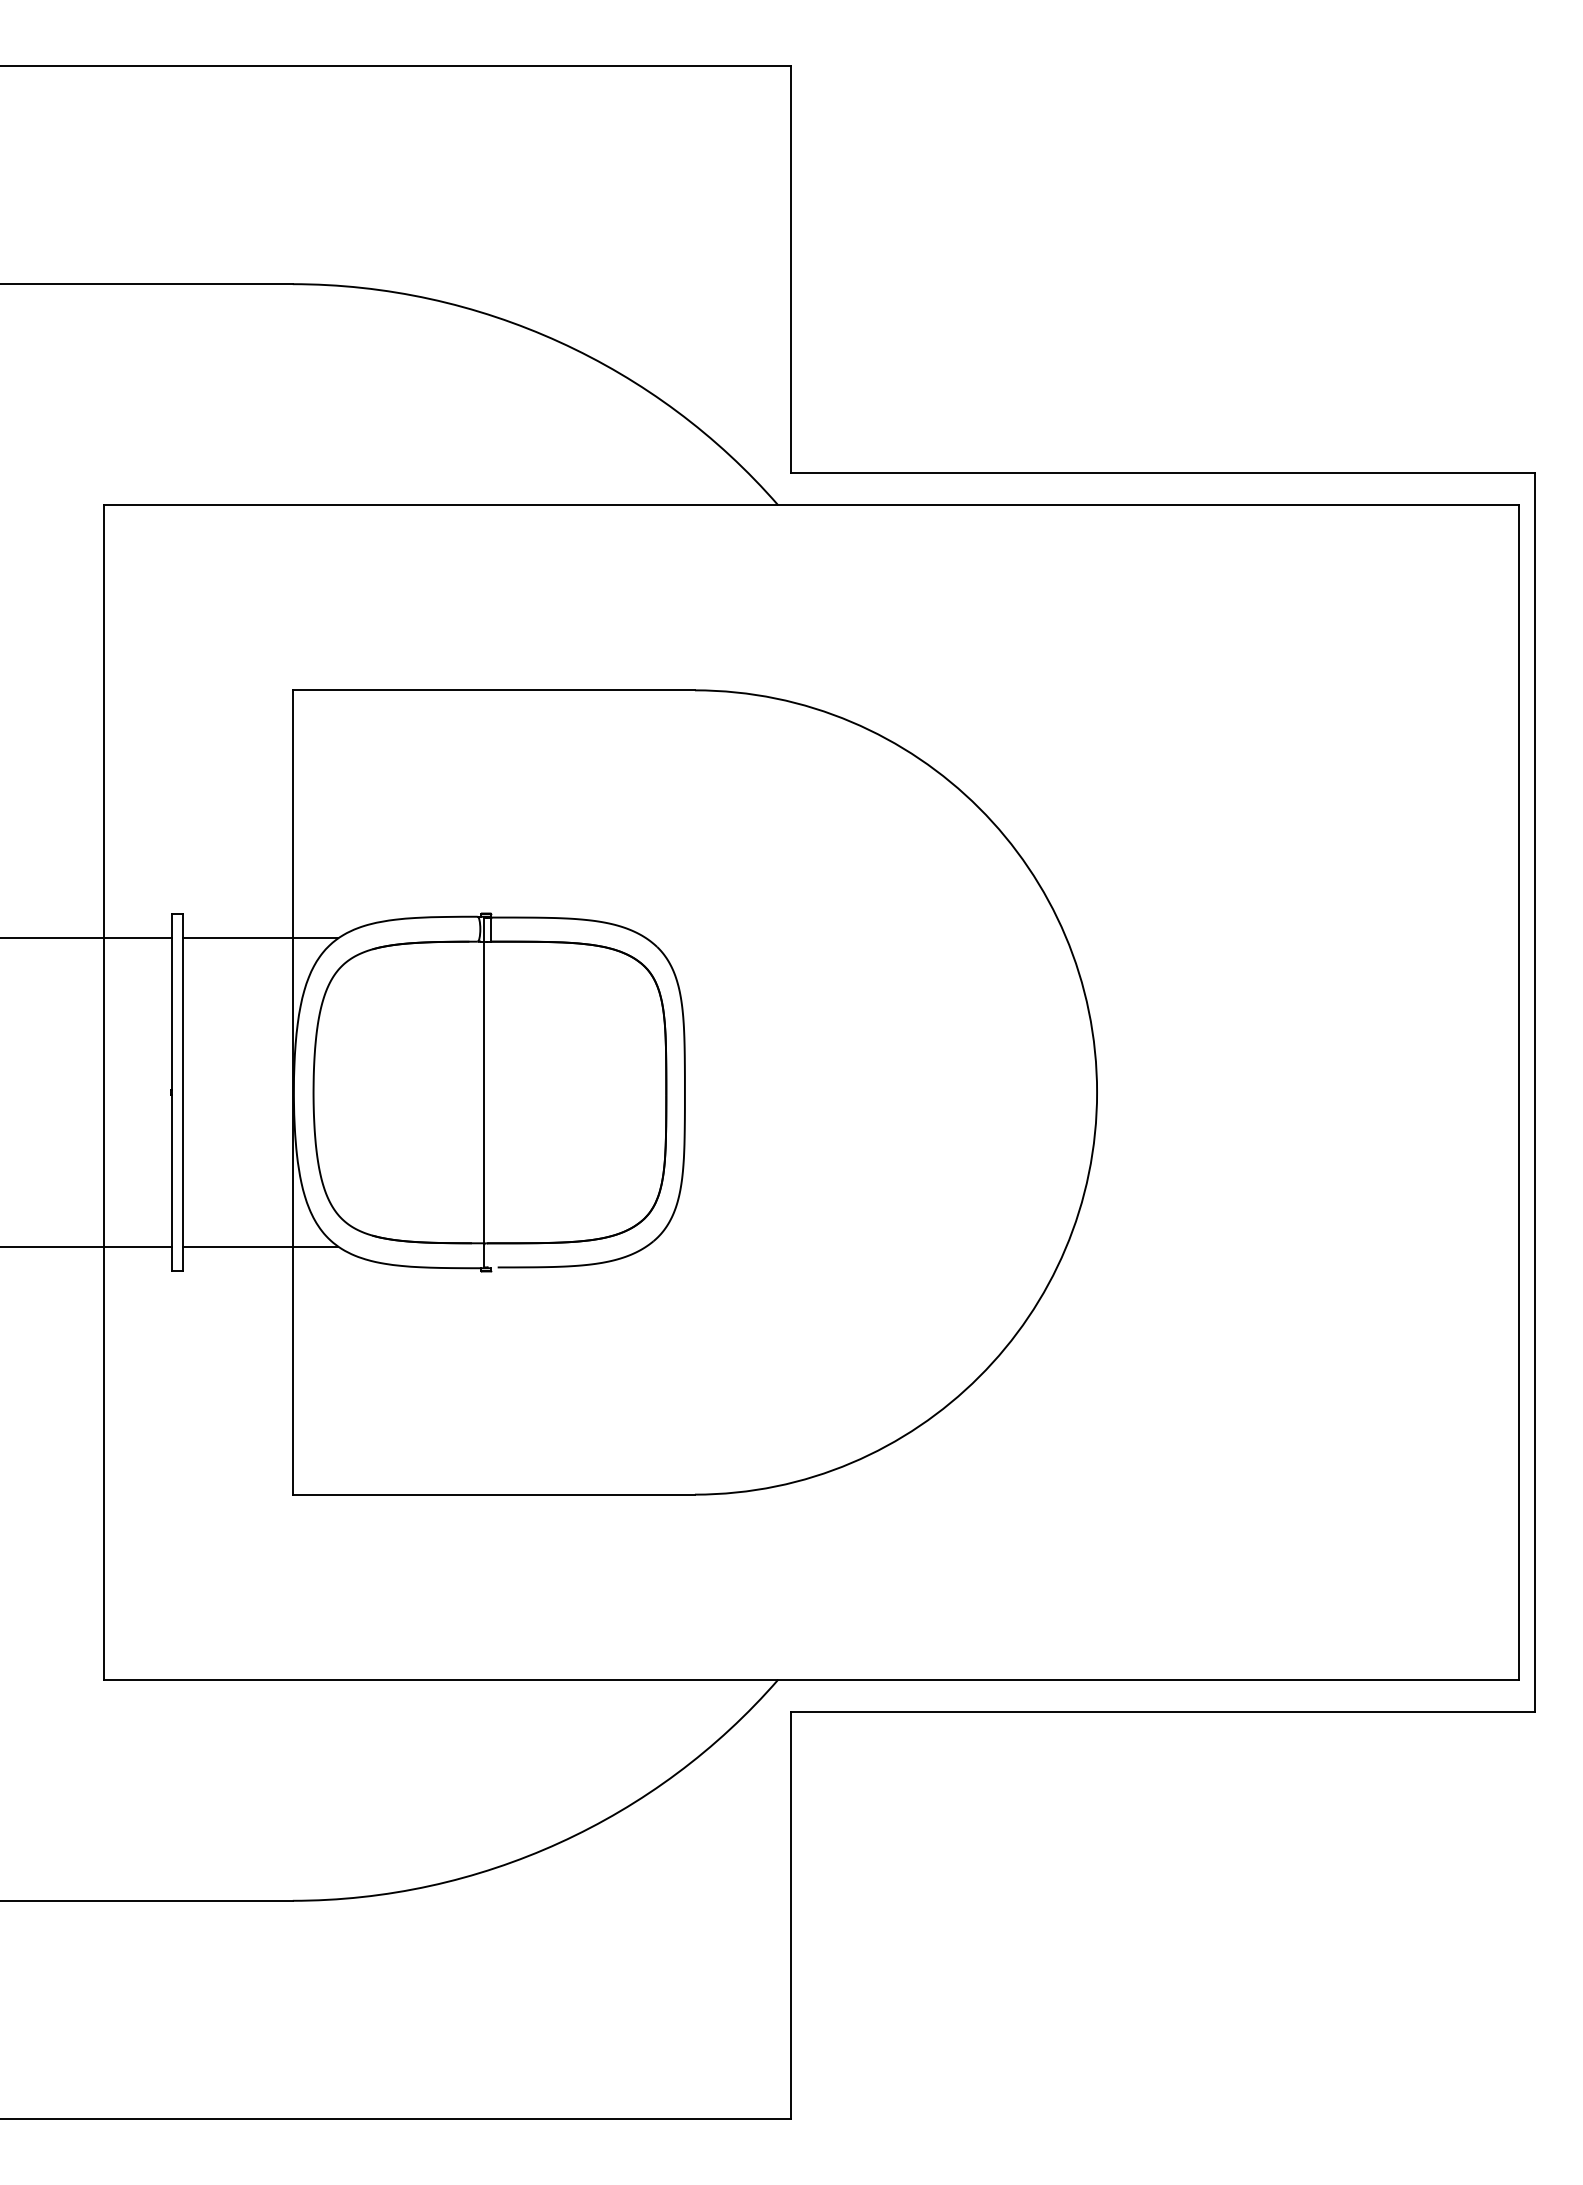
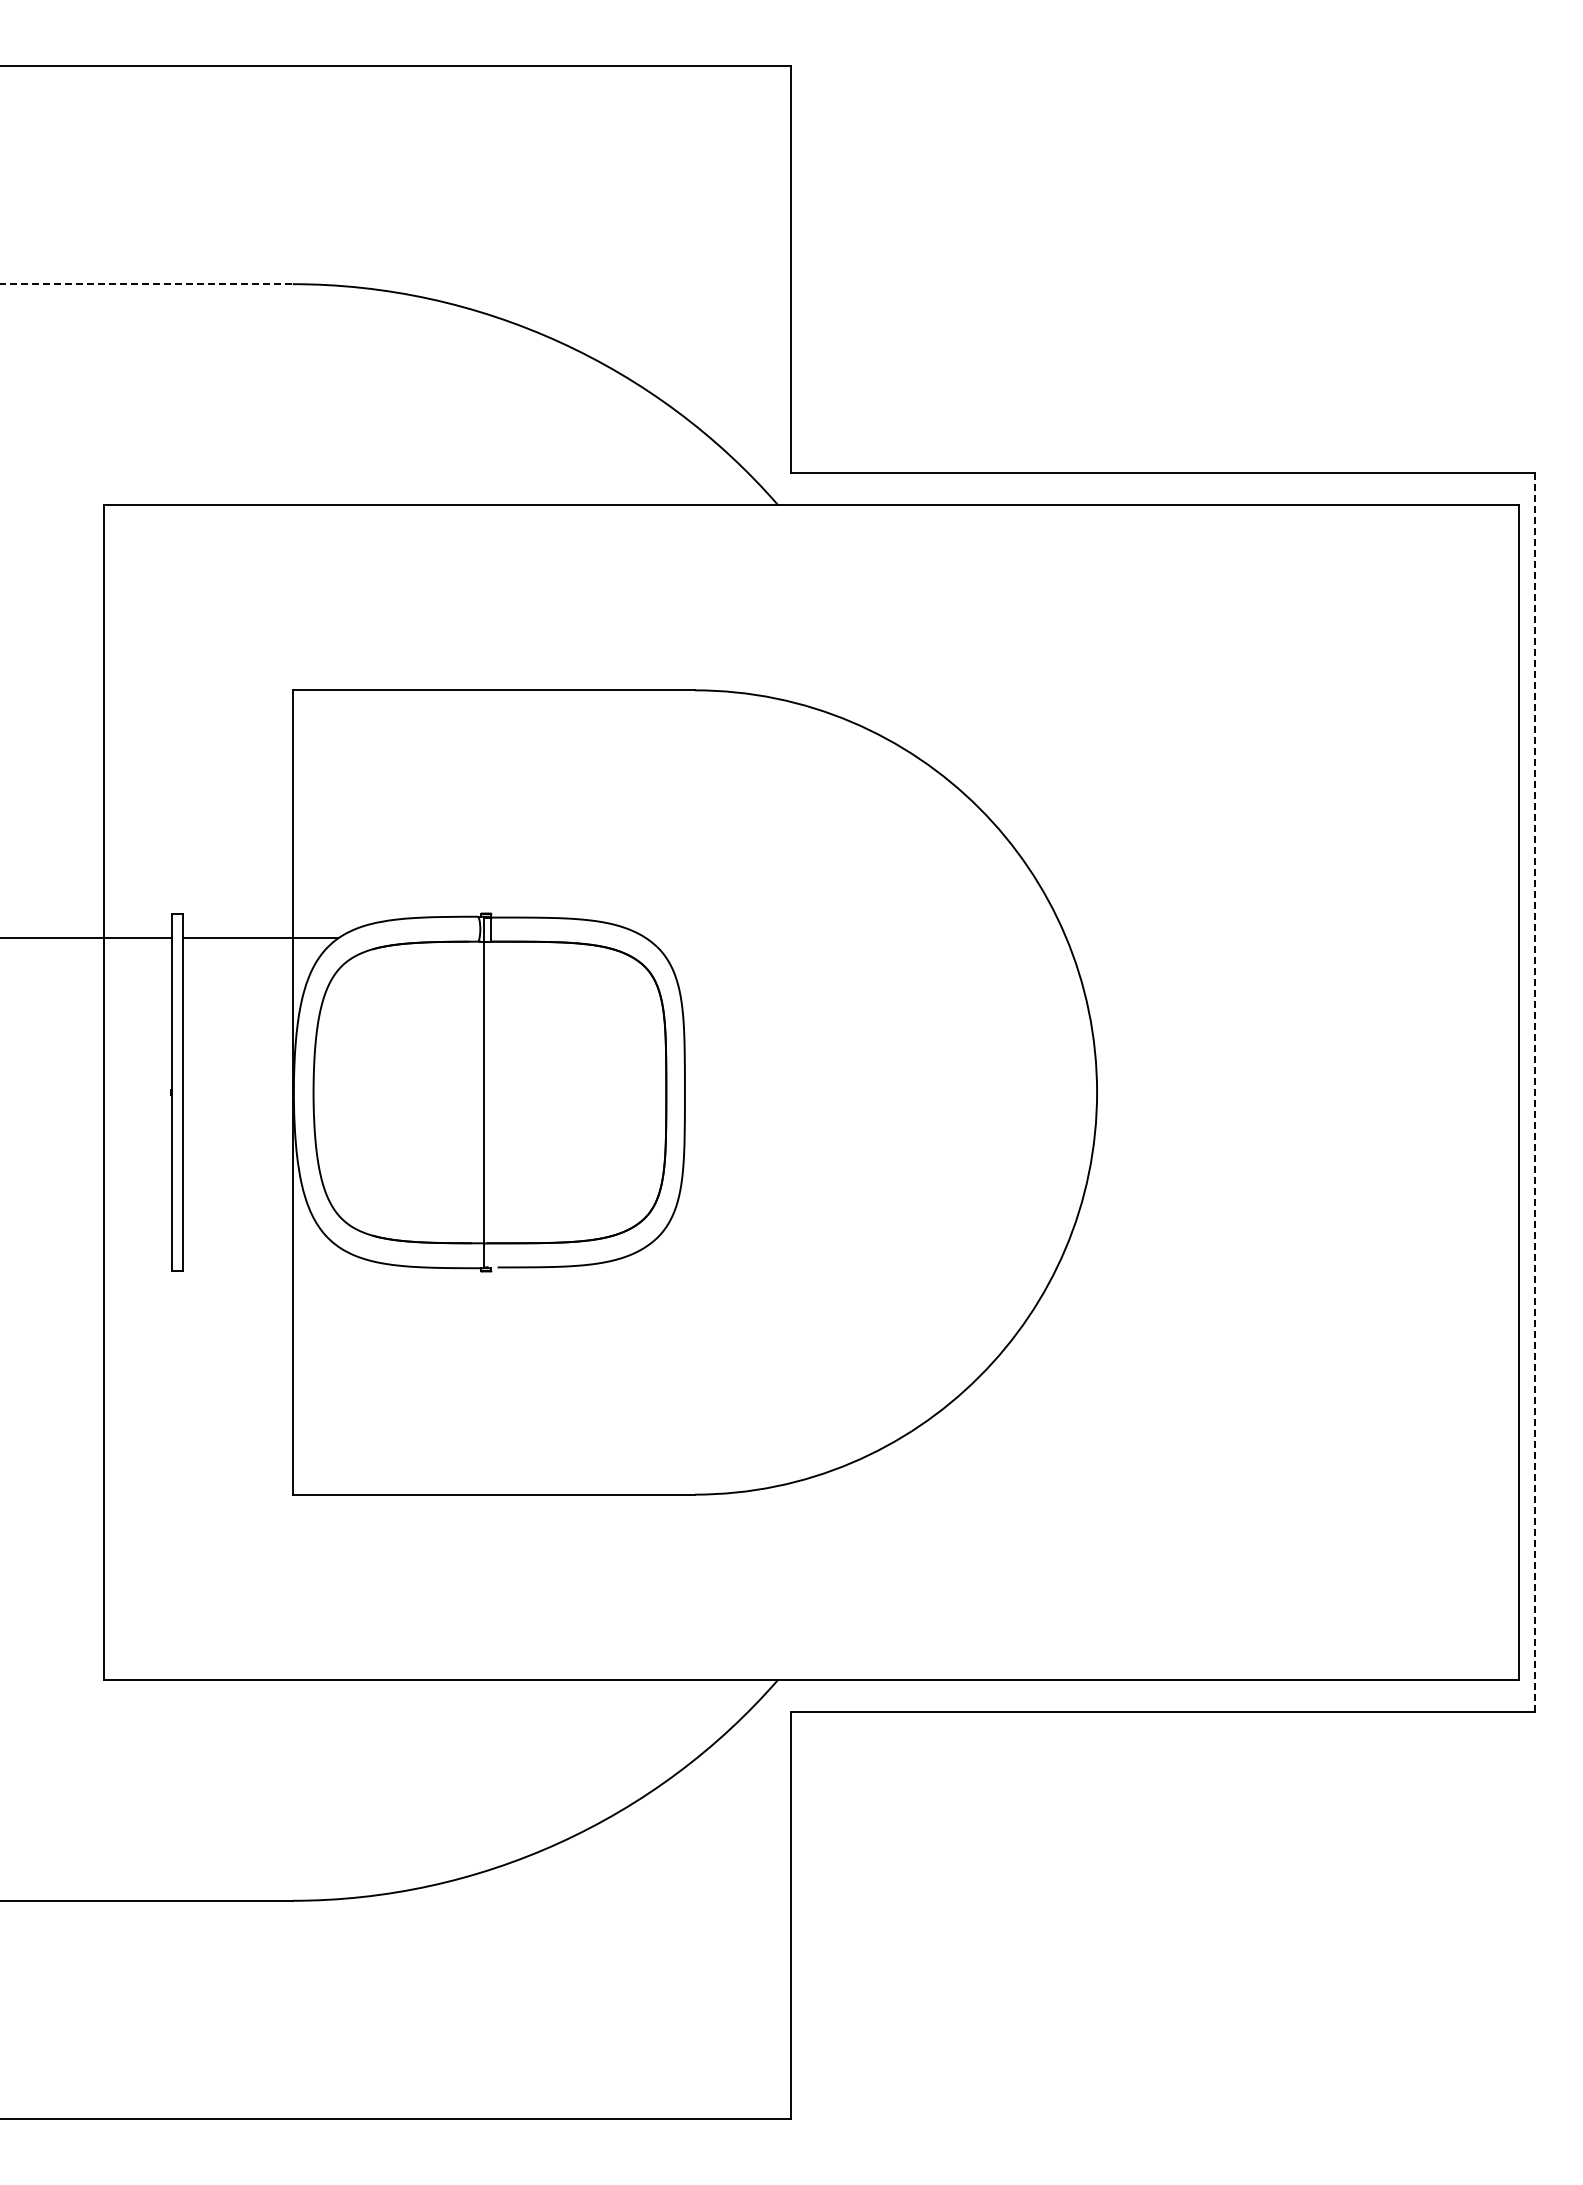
line: solid -> dashed (147, 284)
line: solid -> dashed (1535, 1092)
line: present -> none (87, 1246)
line: present -> none (260, 1246)
